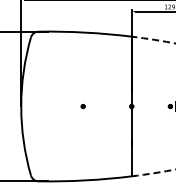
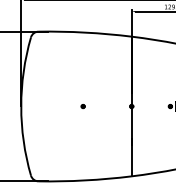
arc: dashed -> solid (153, 39)
arc: dashed -> solid (153, 173)
